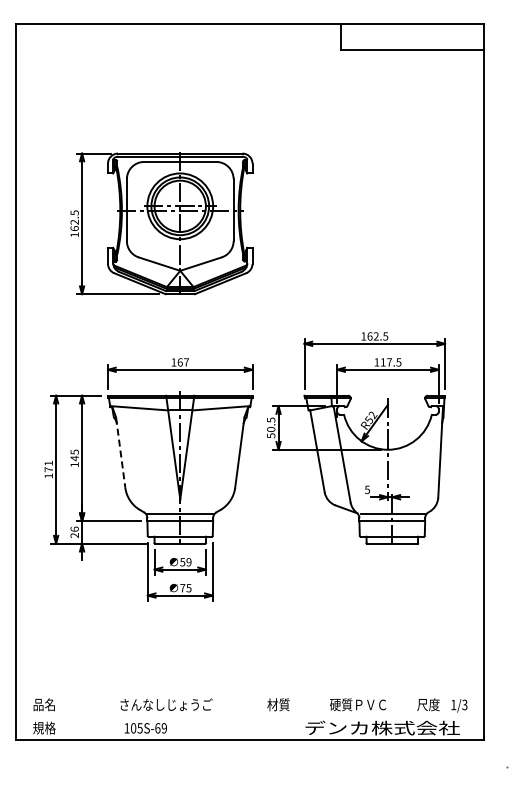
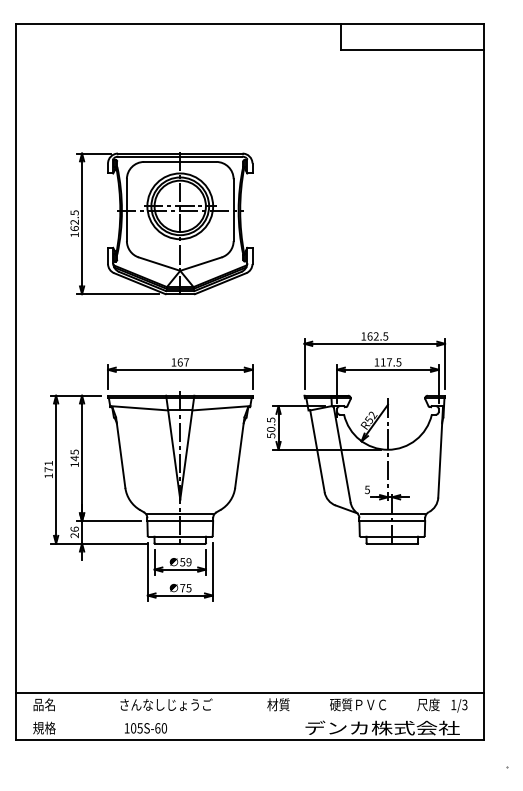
line: dashed -> solid (120, 453)
line: none -> present (249, 693)
text: 105S-69 -> 105S-60 (163, 728)
